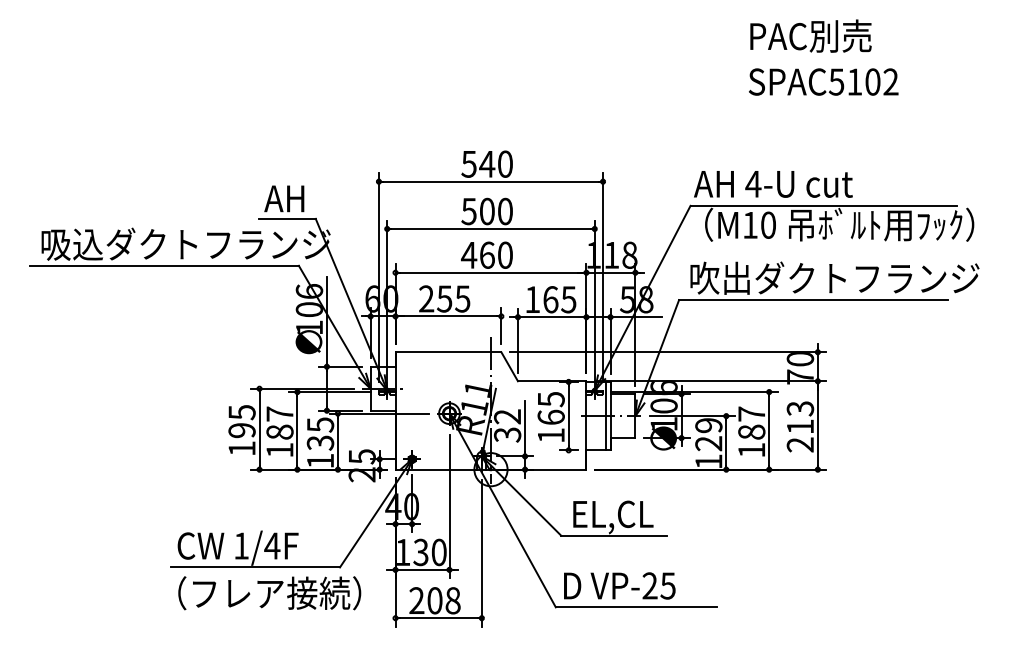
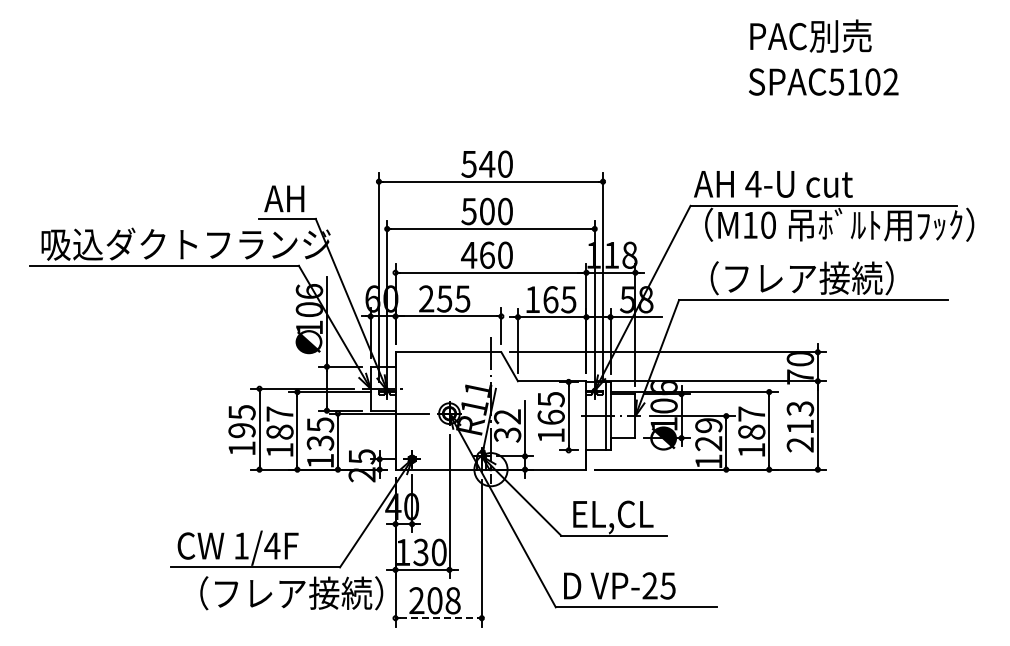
text: 吹出ダクトフランジ -> （フレア接続） (834, 278)
text position: (269, 593) -> (291, 593) (291, 593)
line: solid -> dashed (439, 618)
